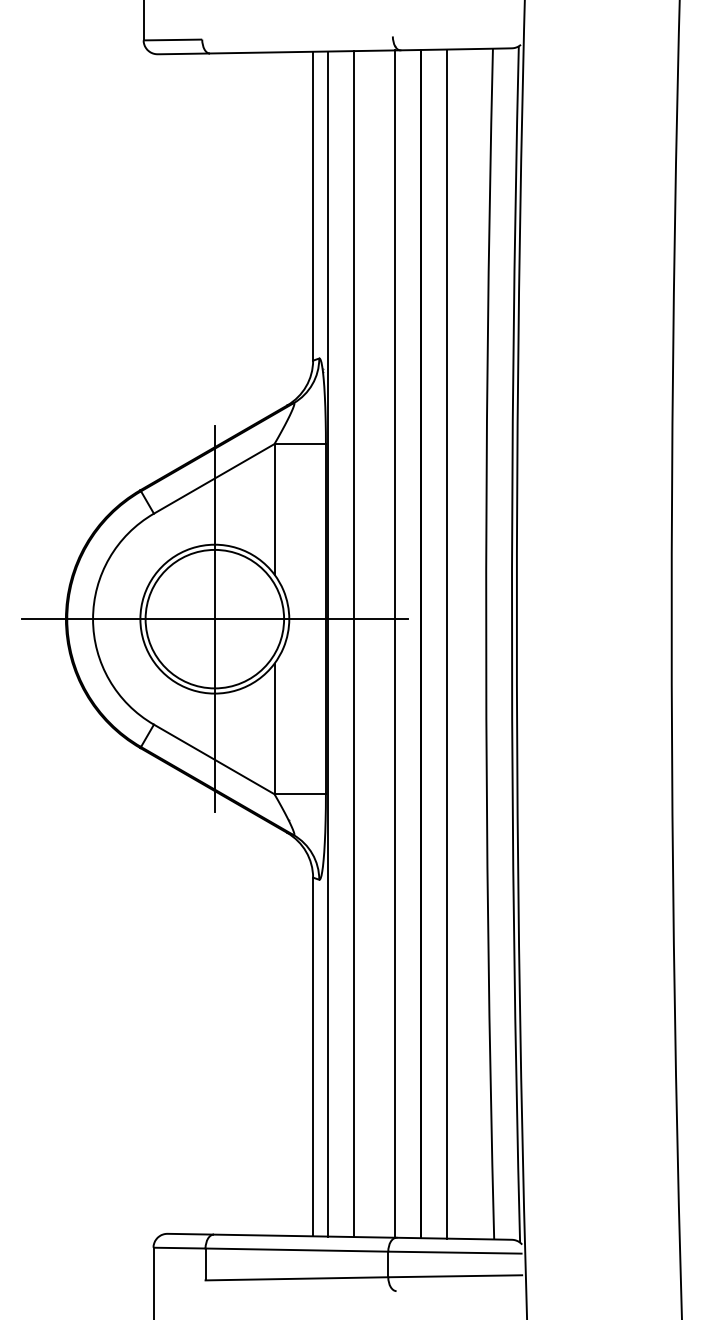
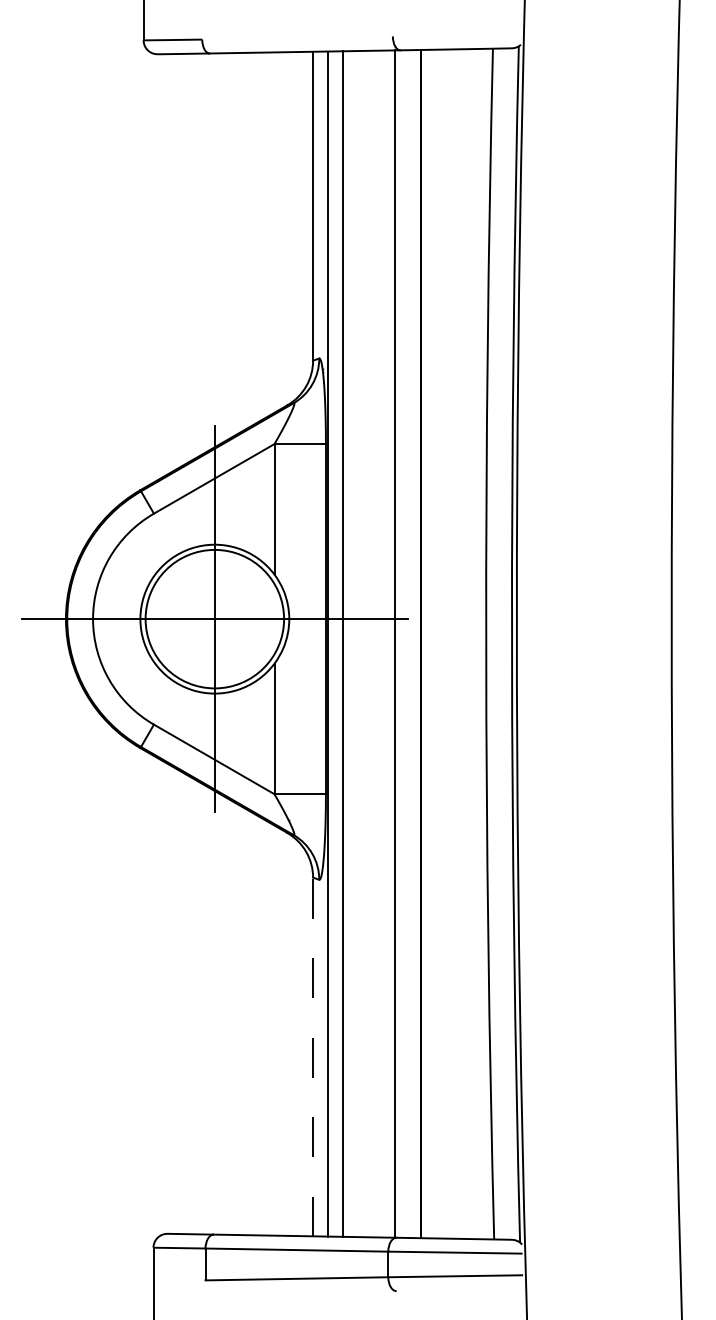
line: present -> none (446, 643)
line position: (354, 644) -> (343, 644) (343, 644)
line: solid -> dashed (313, 1056)
